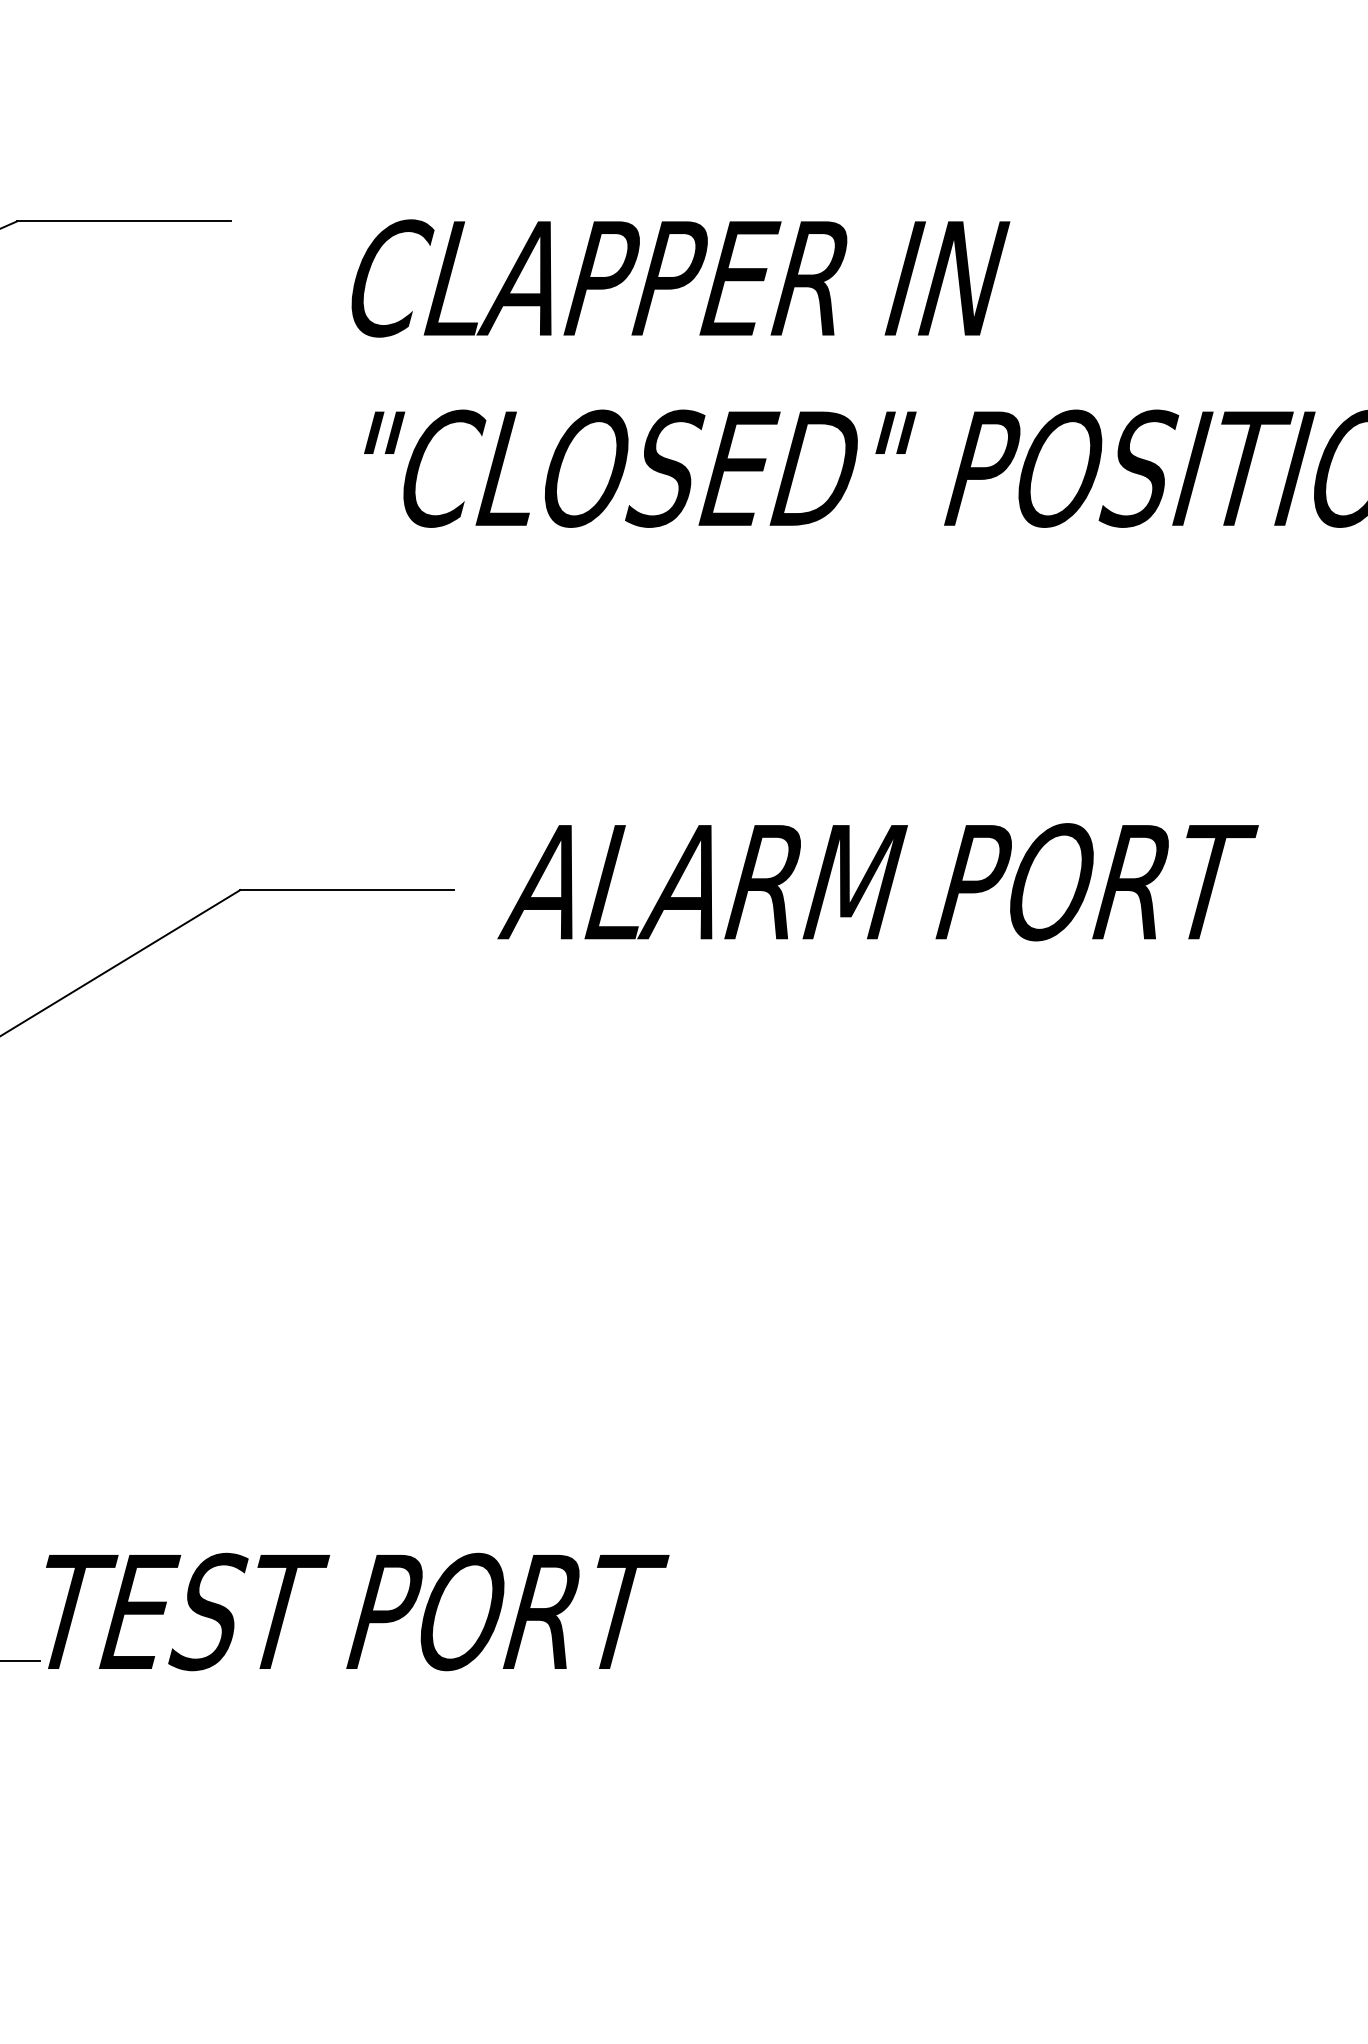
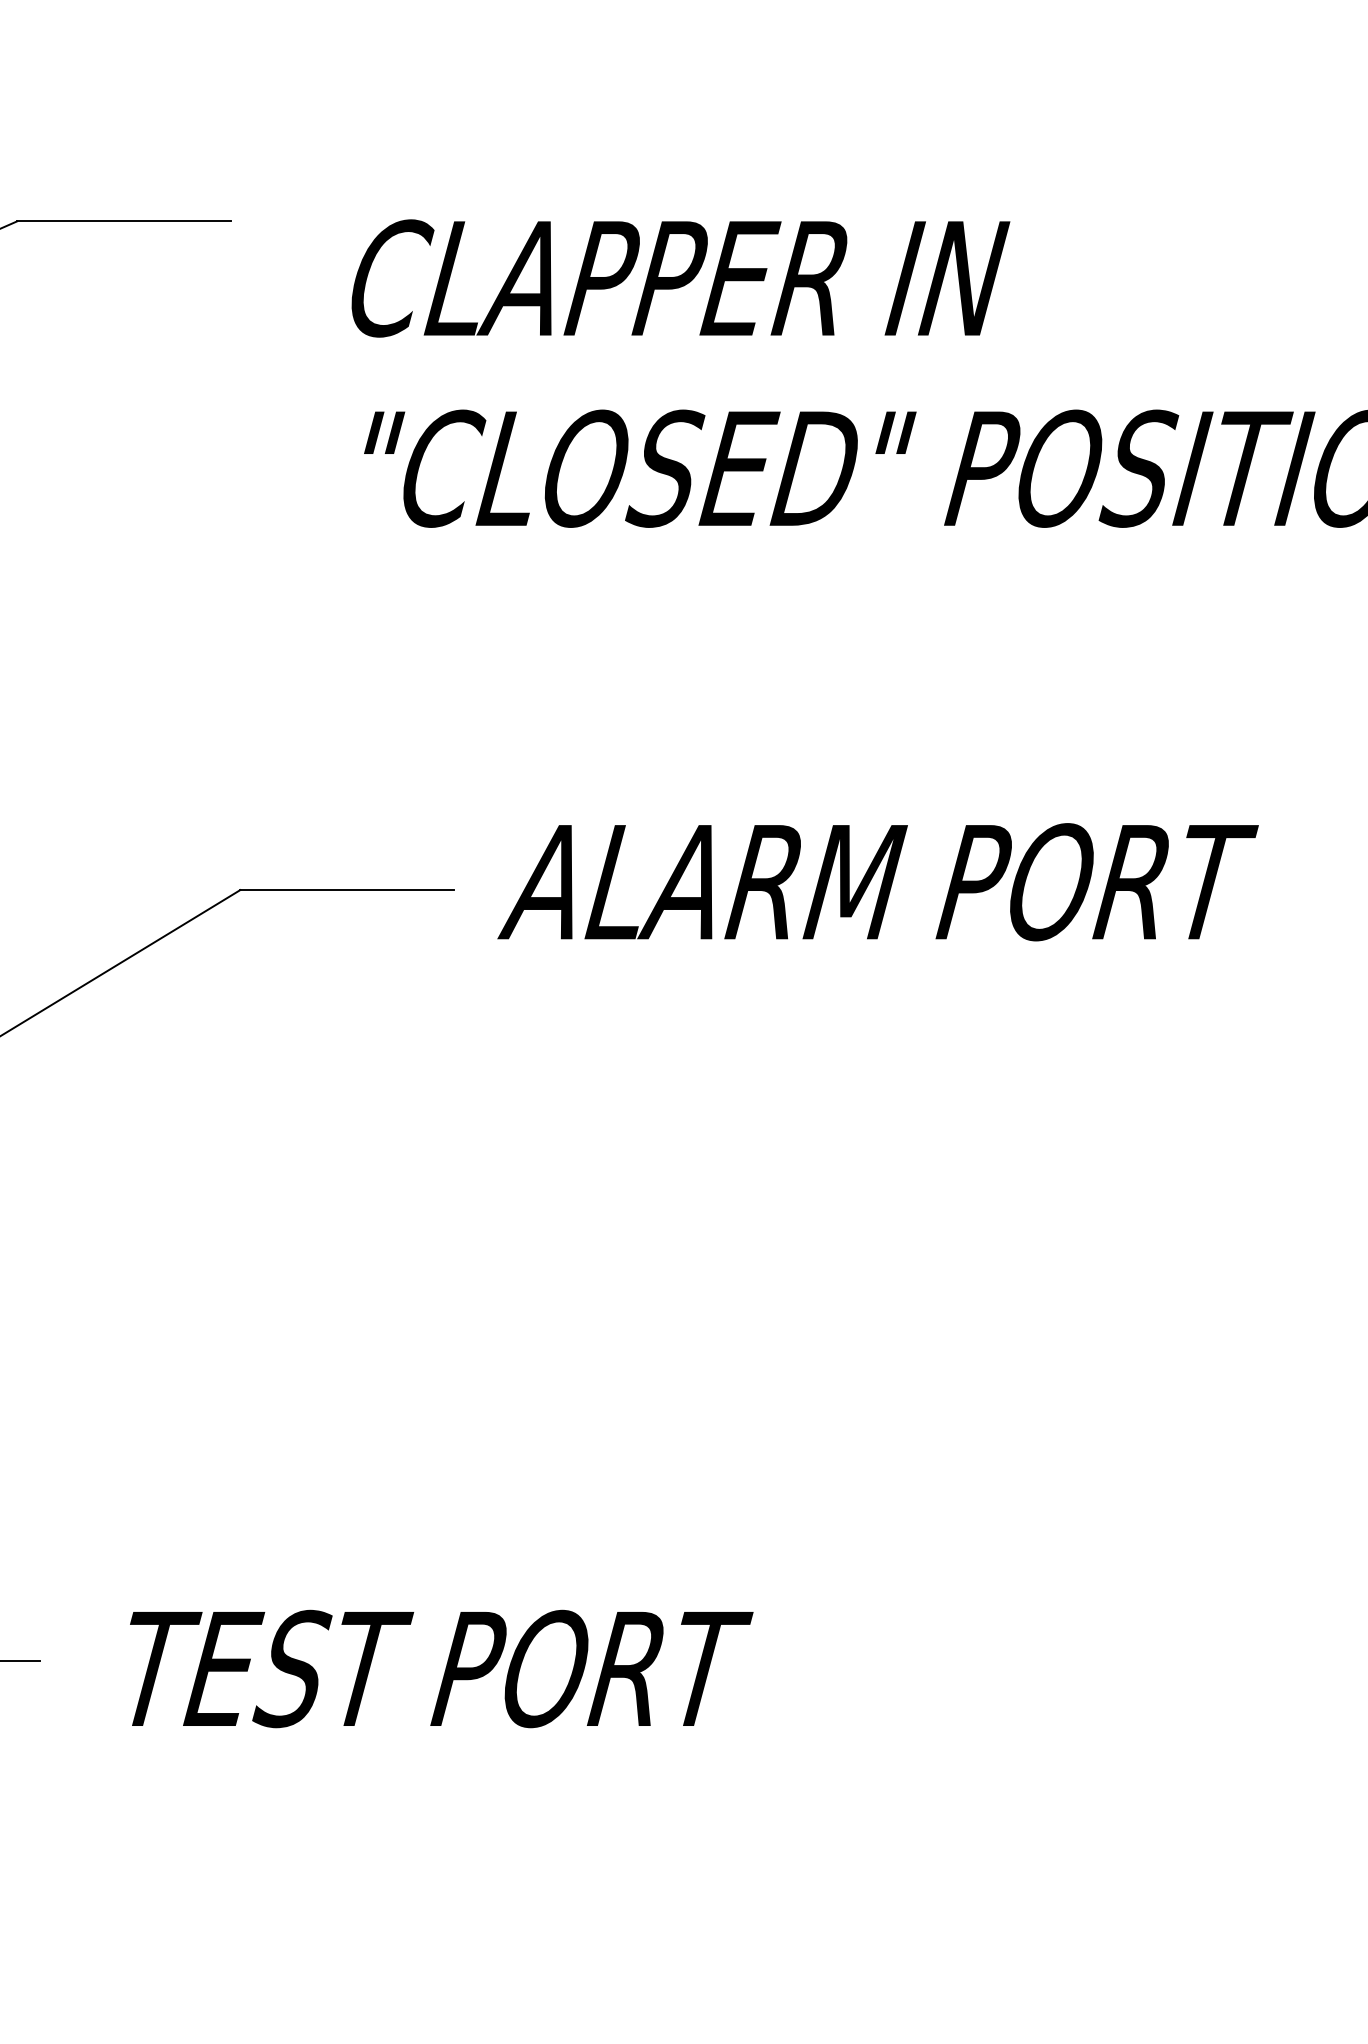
text position: (357, 1611) -> (441, 1668) (441, 1668)
